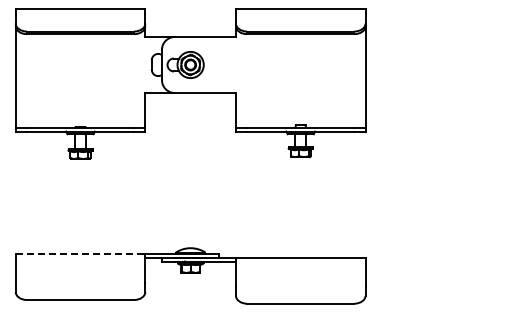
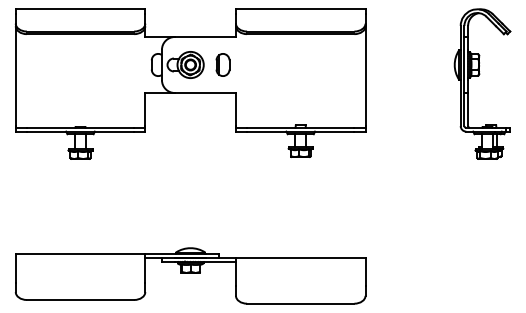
part: none -> present (222, 64)
part: none -> present (479, 76)
line: dashed -> solid (80, 254)
